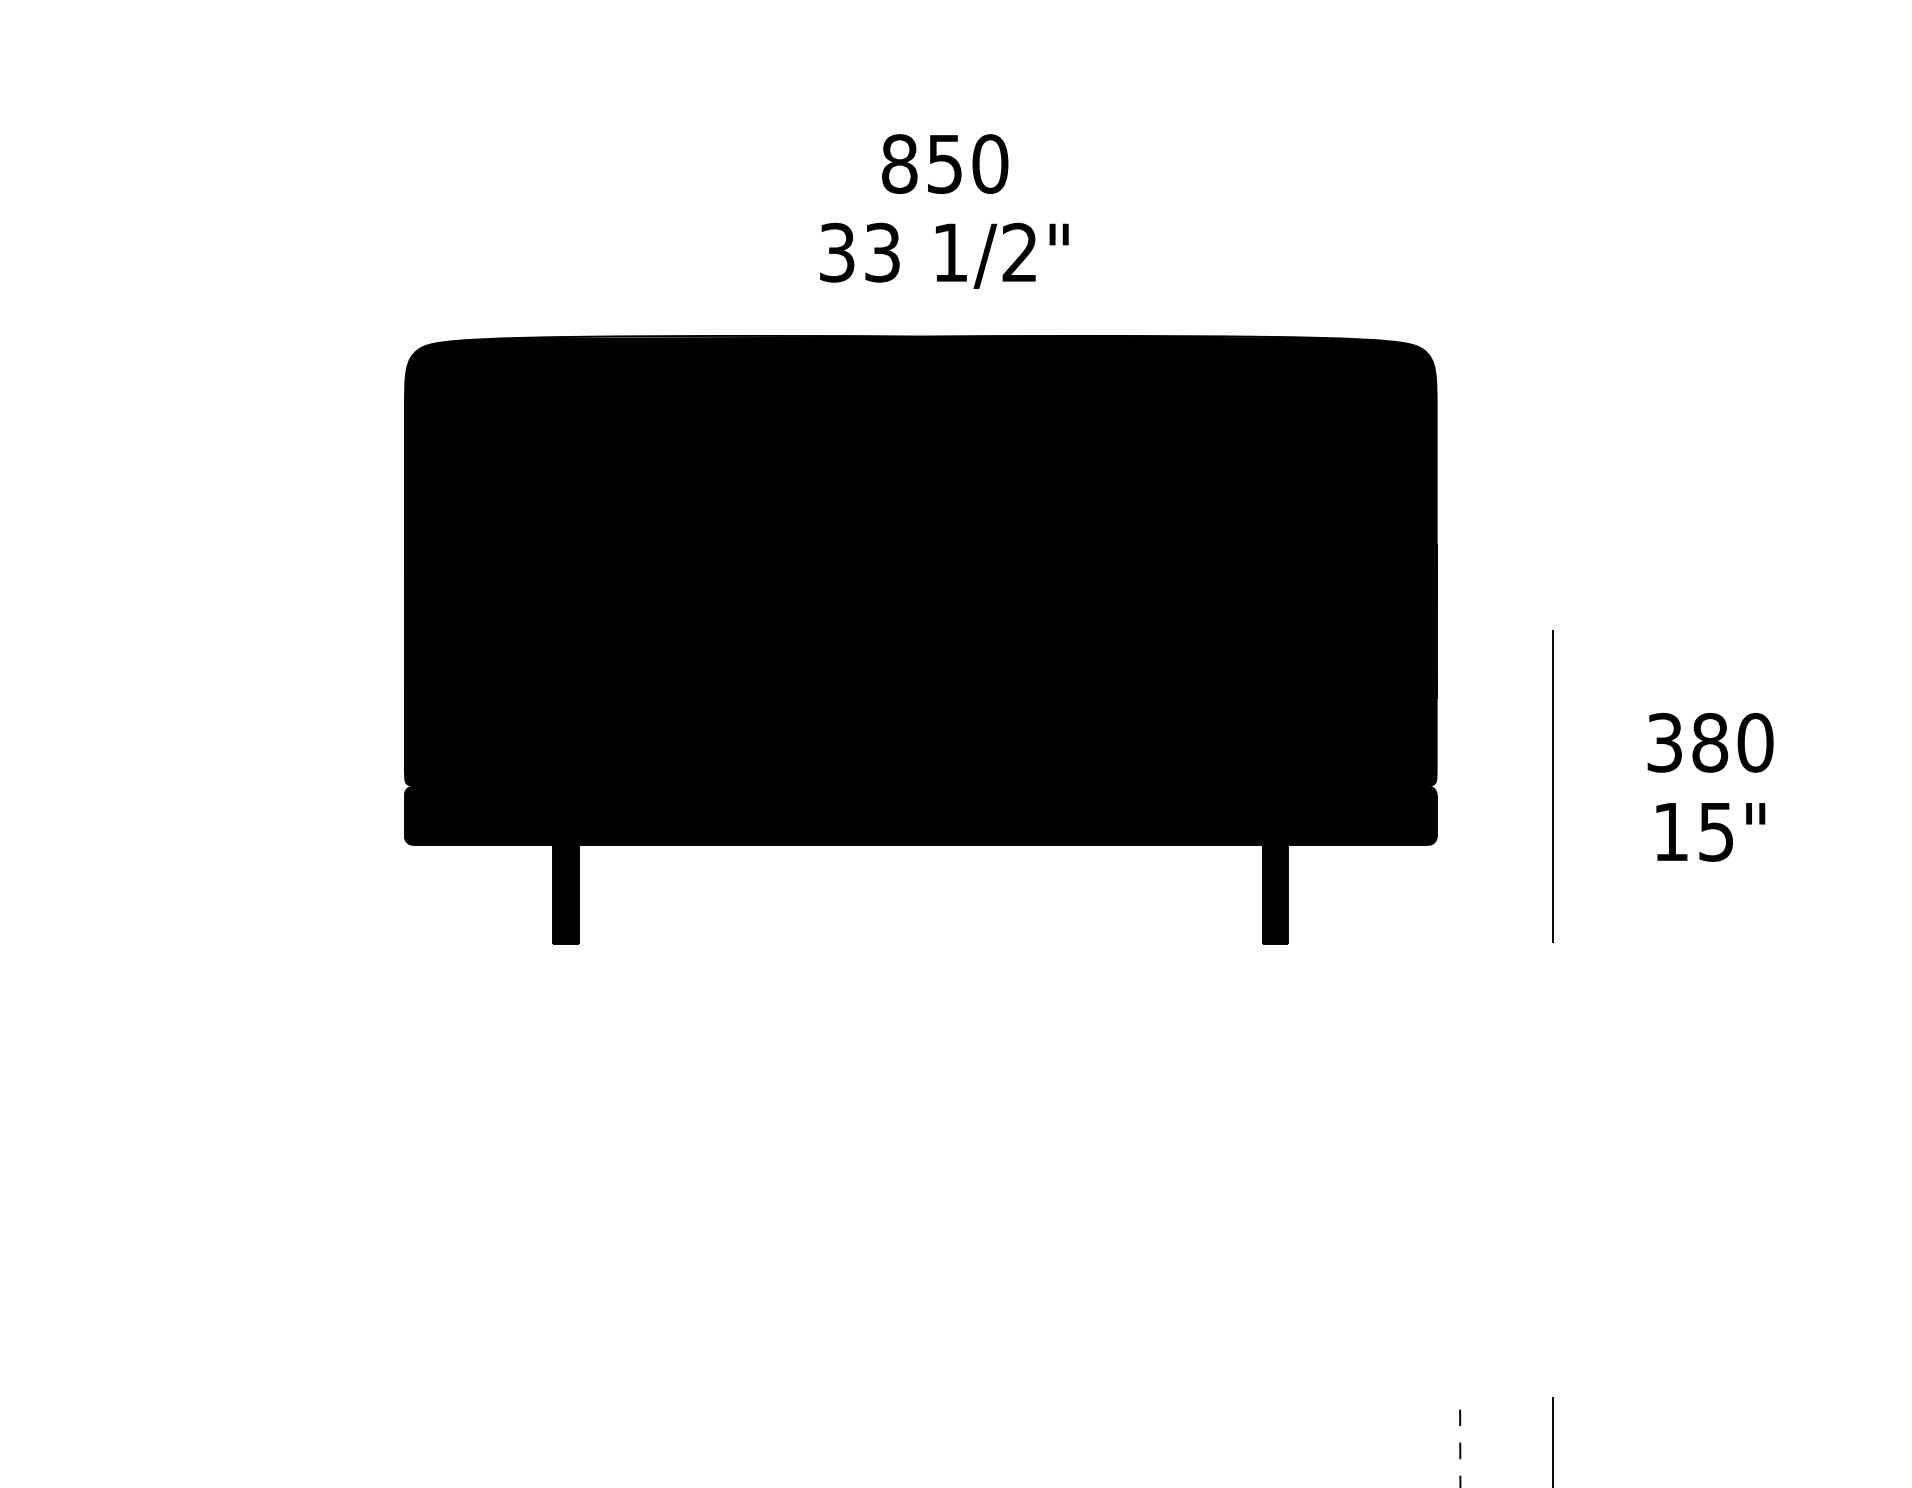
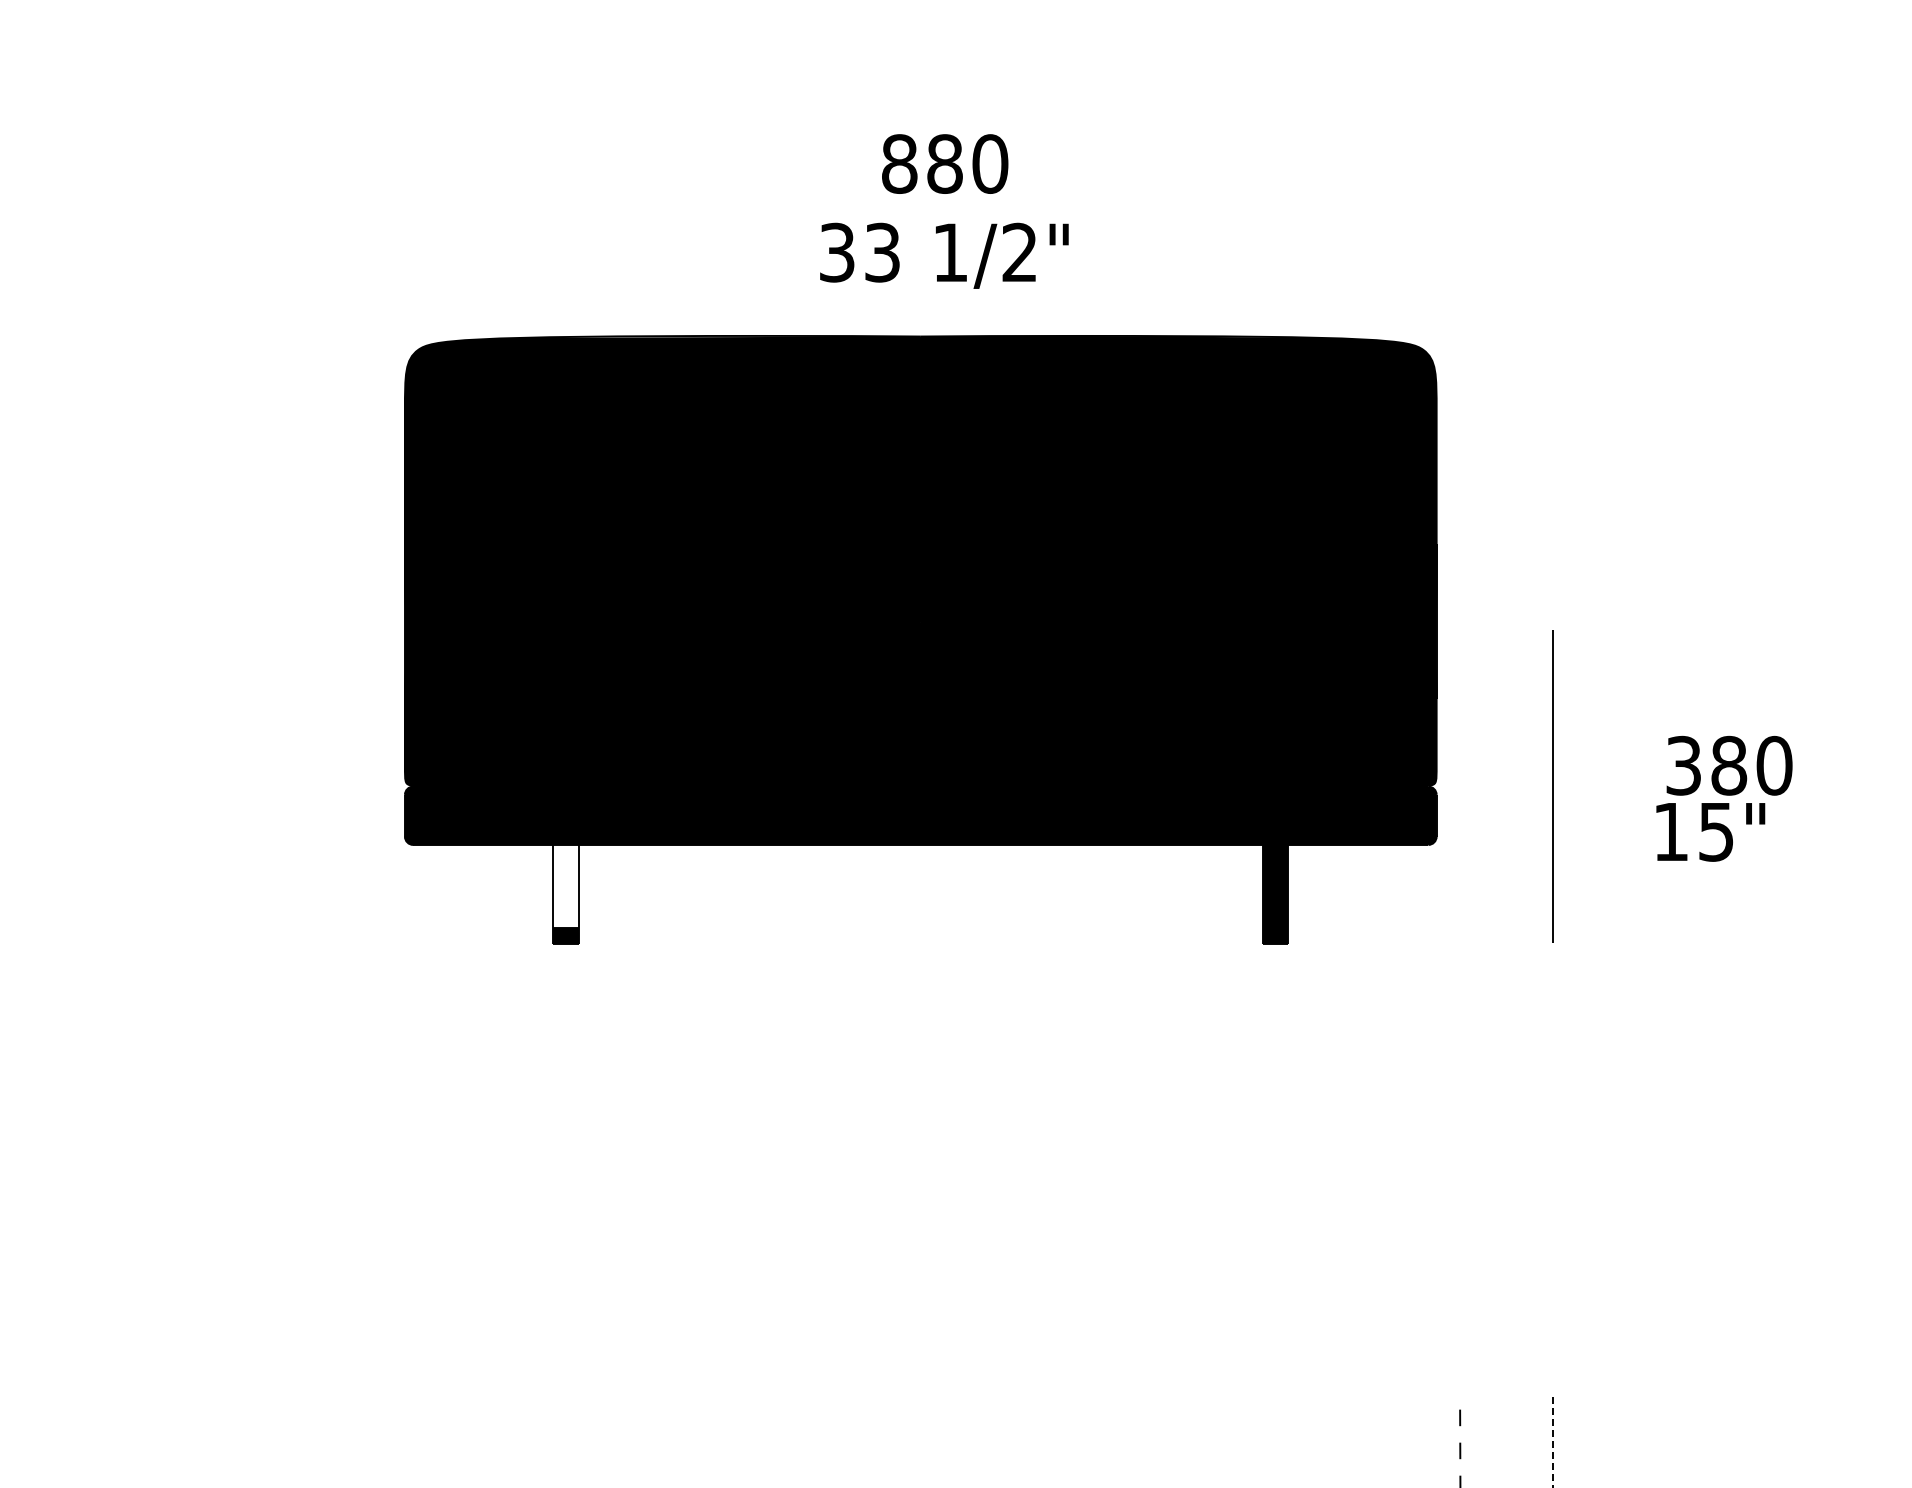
text: 850 -> 880 (944, 163)
text position: (1710, 742) -> (1729, 765) (1729, 765)
fill: present -> none (565, 885)
line: solid -> dashed (1553, 1442)
